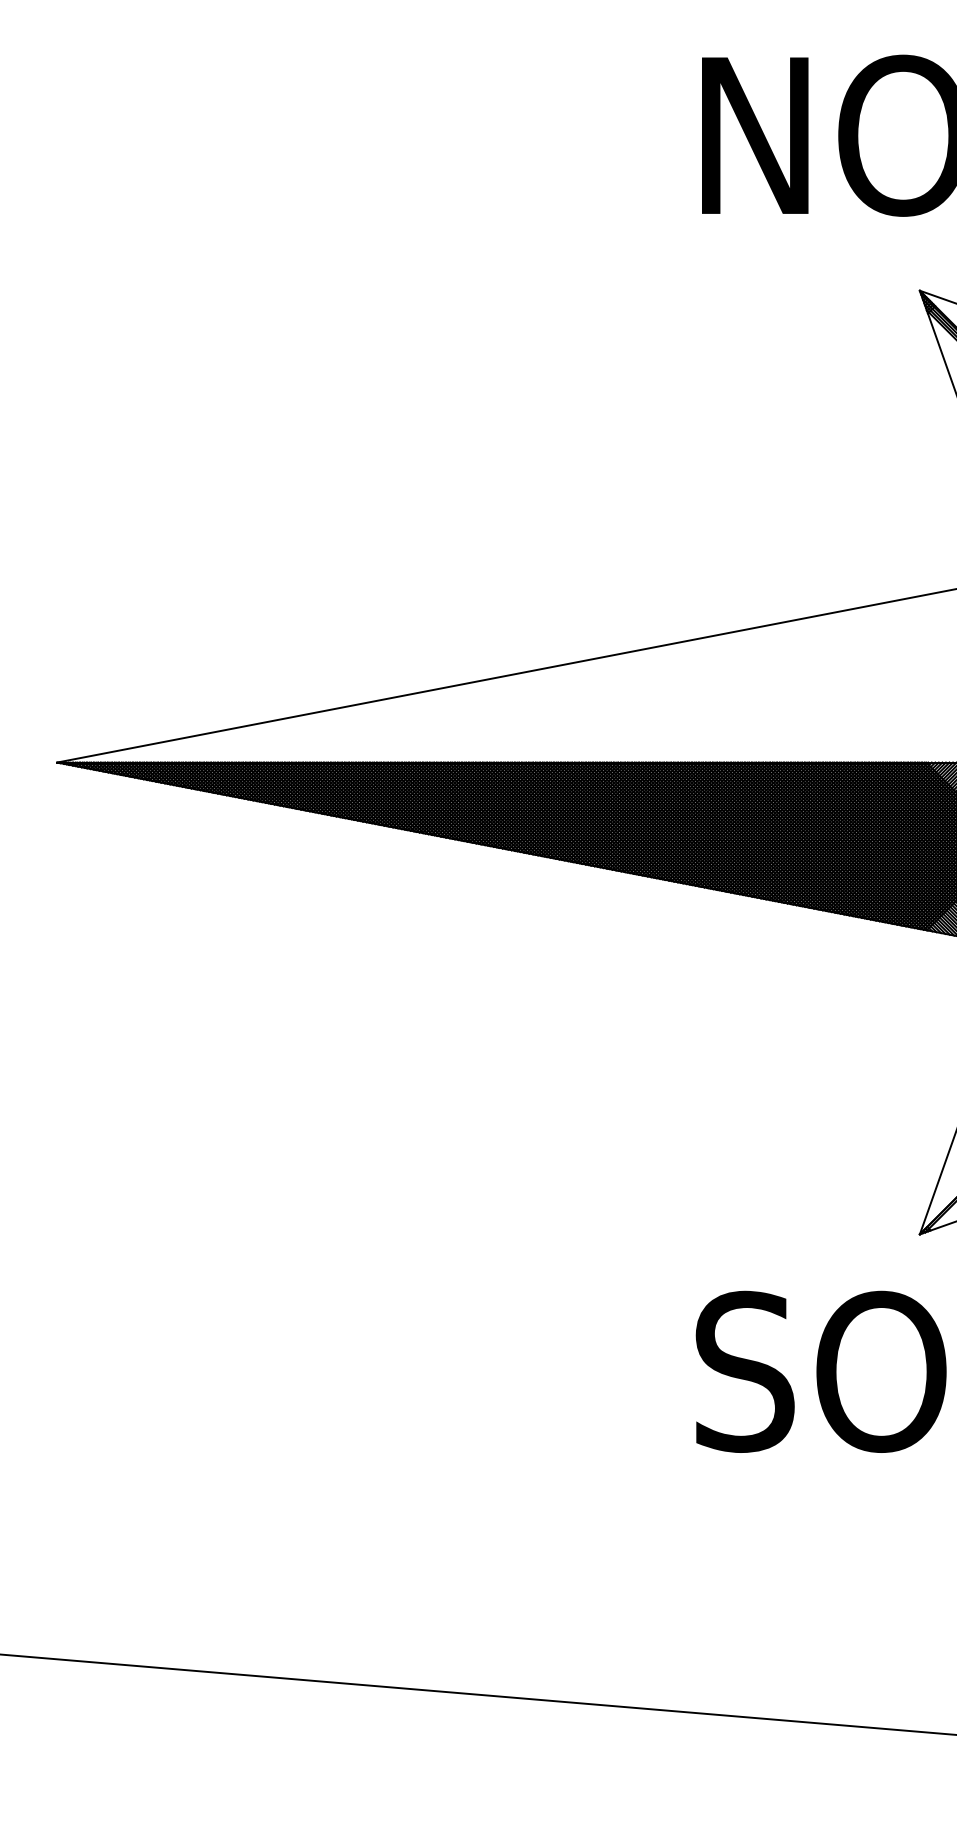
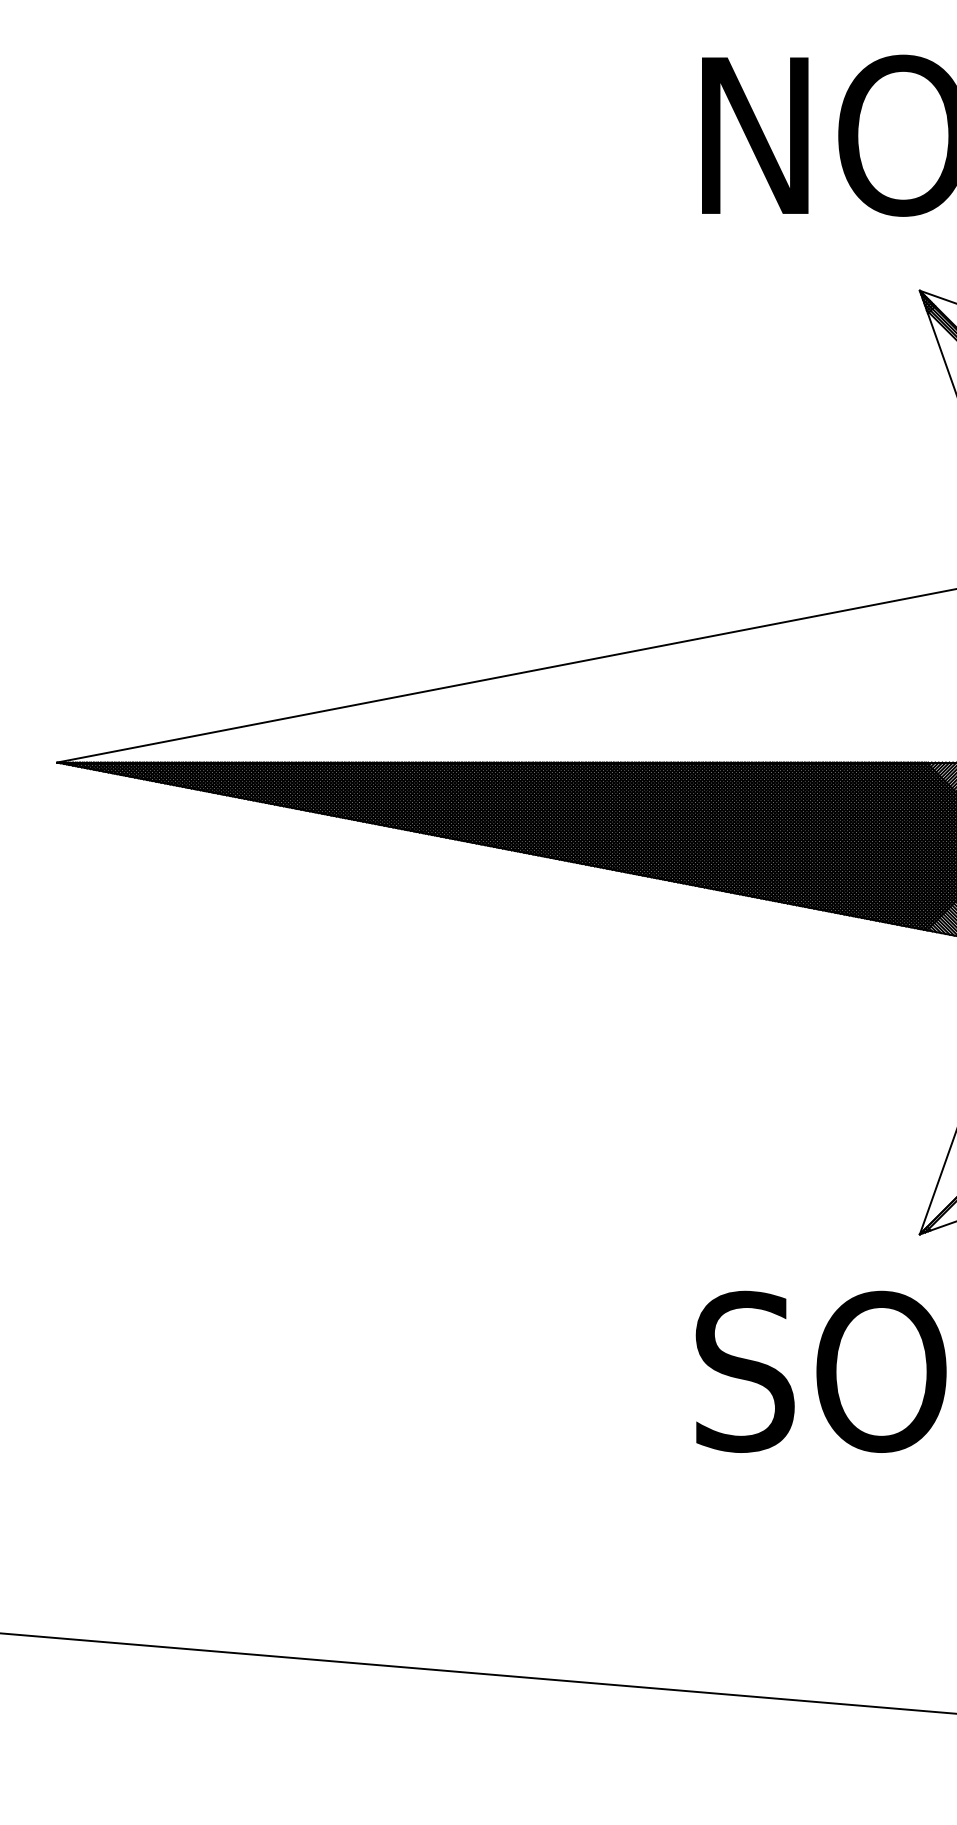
line position: (477, 1694) -> (477, 1673) (477, 1673)
